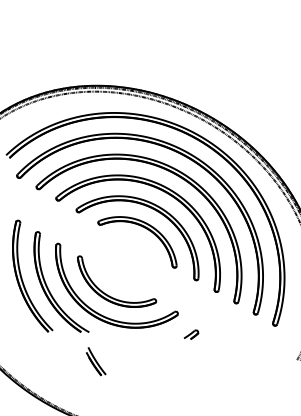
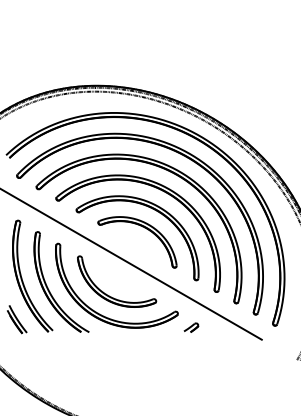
line: none -> present (131, 264)
part position: (191, 334) -> (191, 327) (191, 327)
part position: (96, 361) -> (17, 319) (17, 319)
